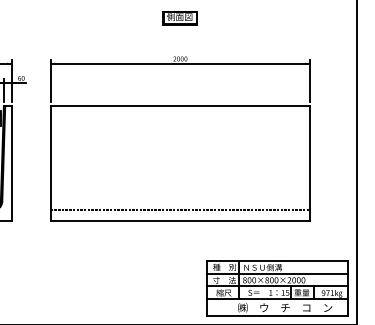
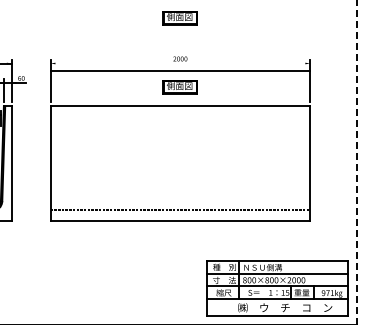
line position: (180, 63) -> (180, 70) (180, 70)
part: none -> present (179, 87)
line: solid -> dashed (357, 161)
